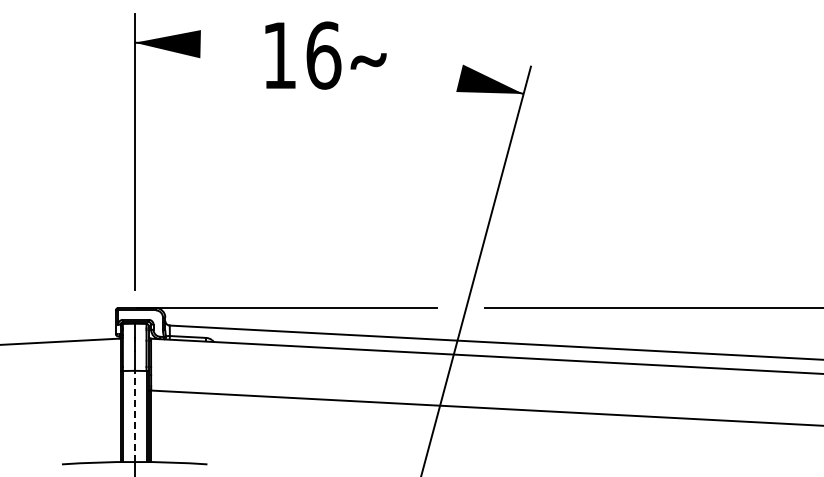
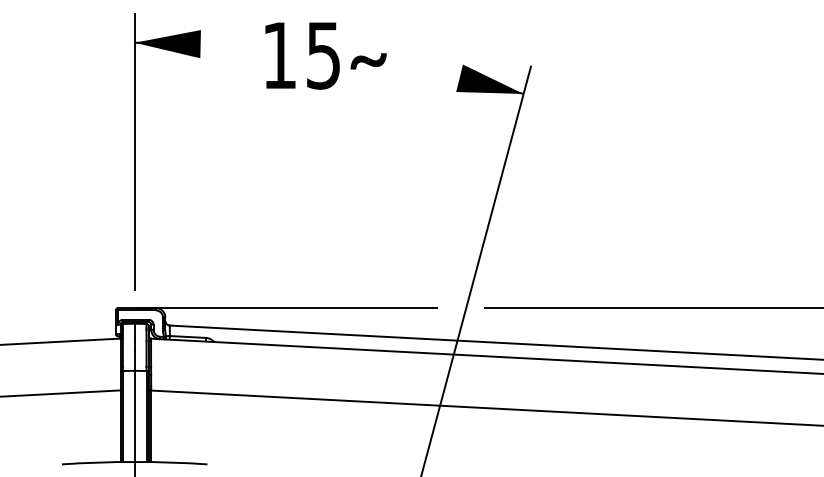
text: 16 -> 15 (323, 55)
line: none -> present (61, 393)
line: dashed -> solid (134, 416)
